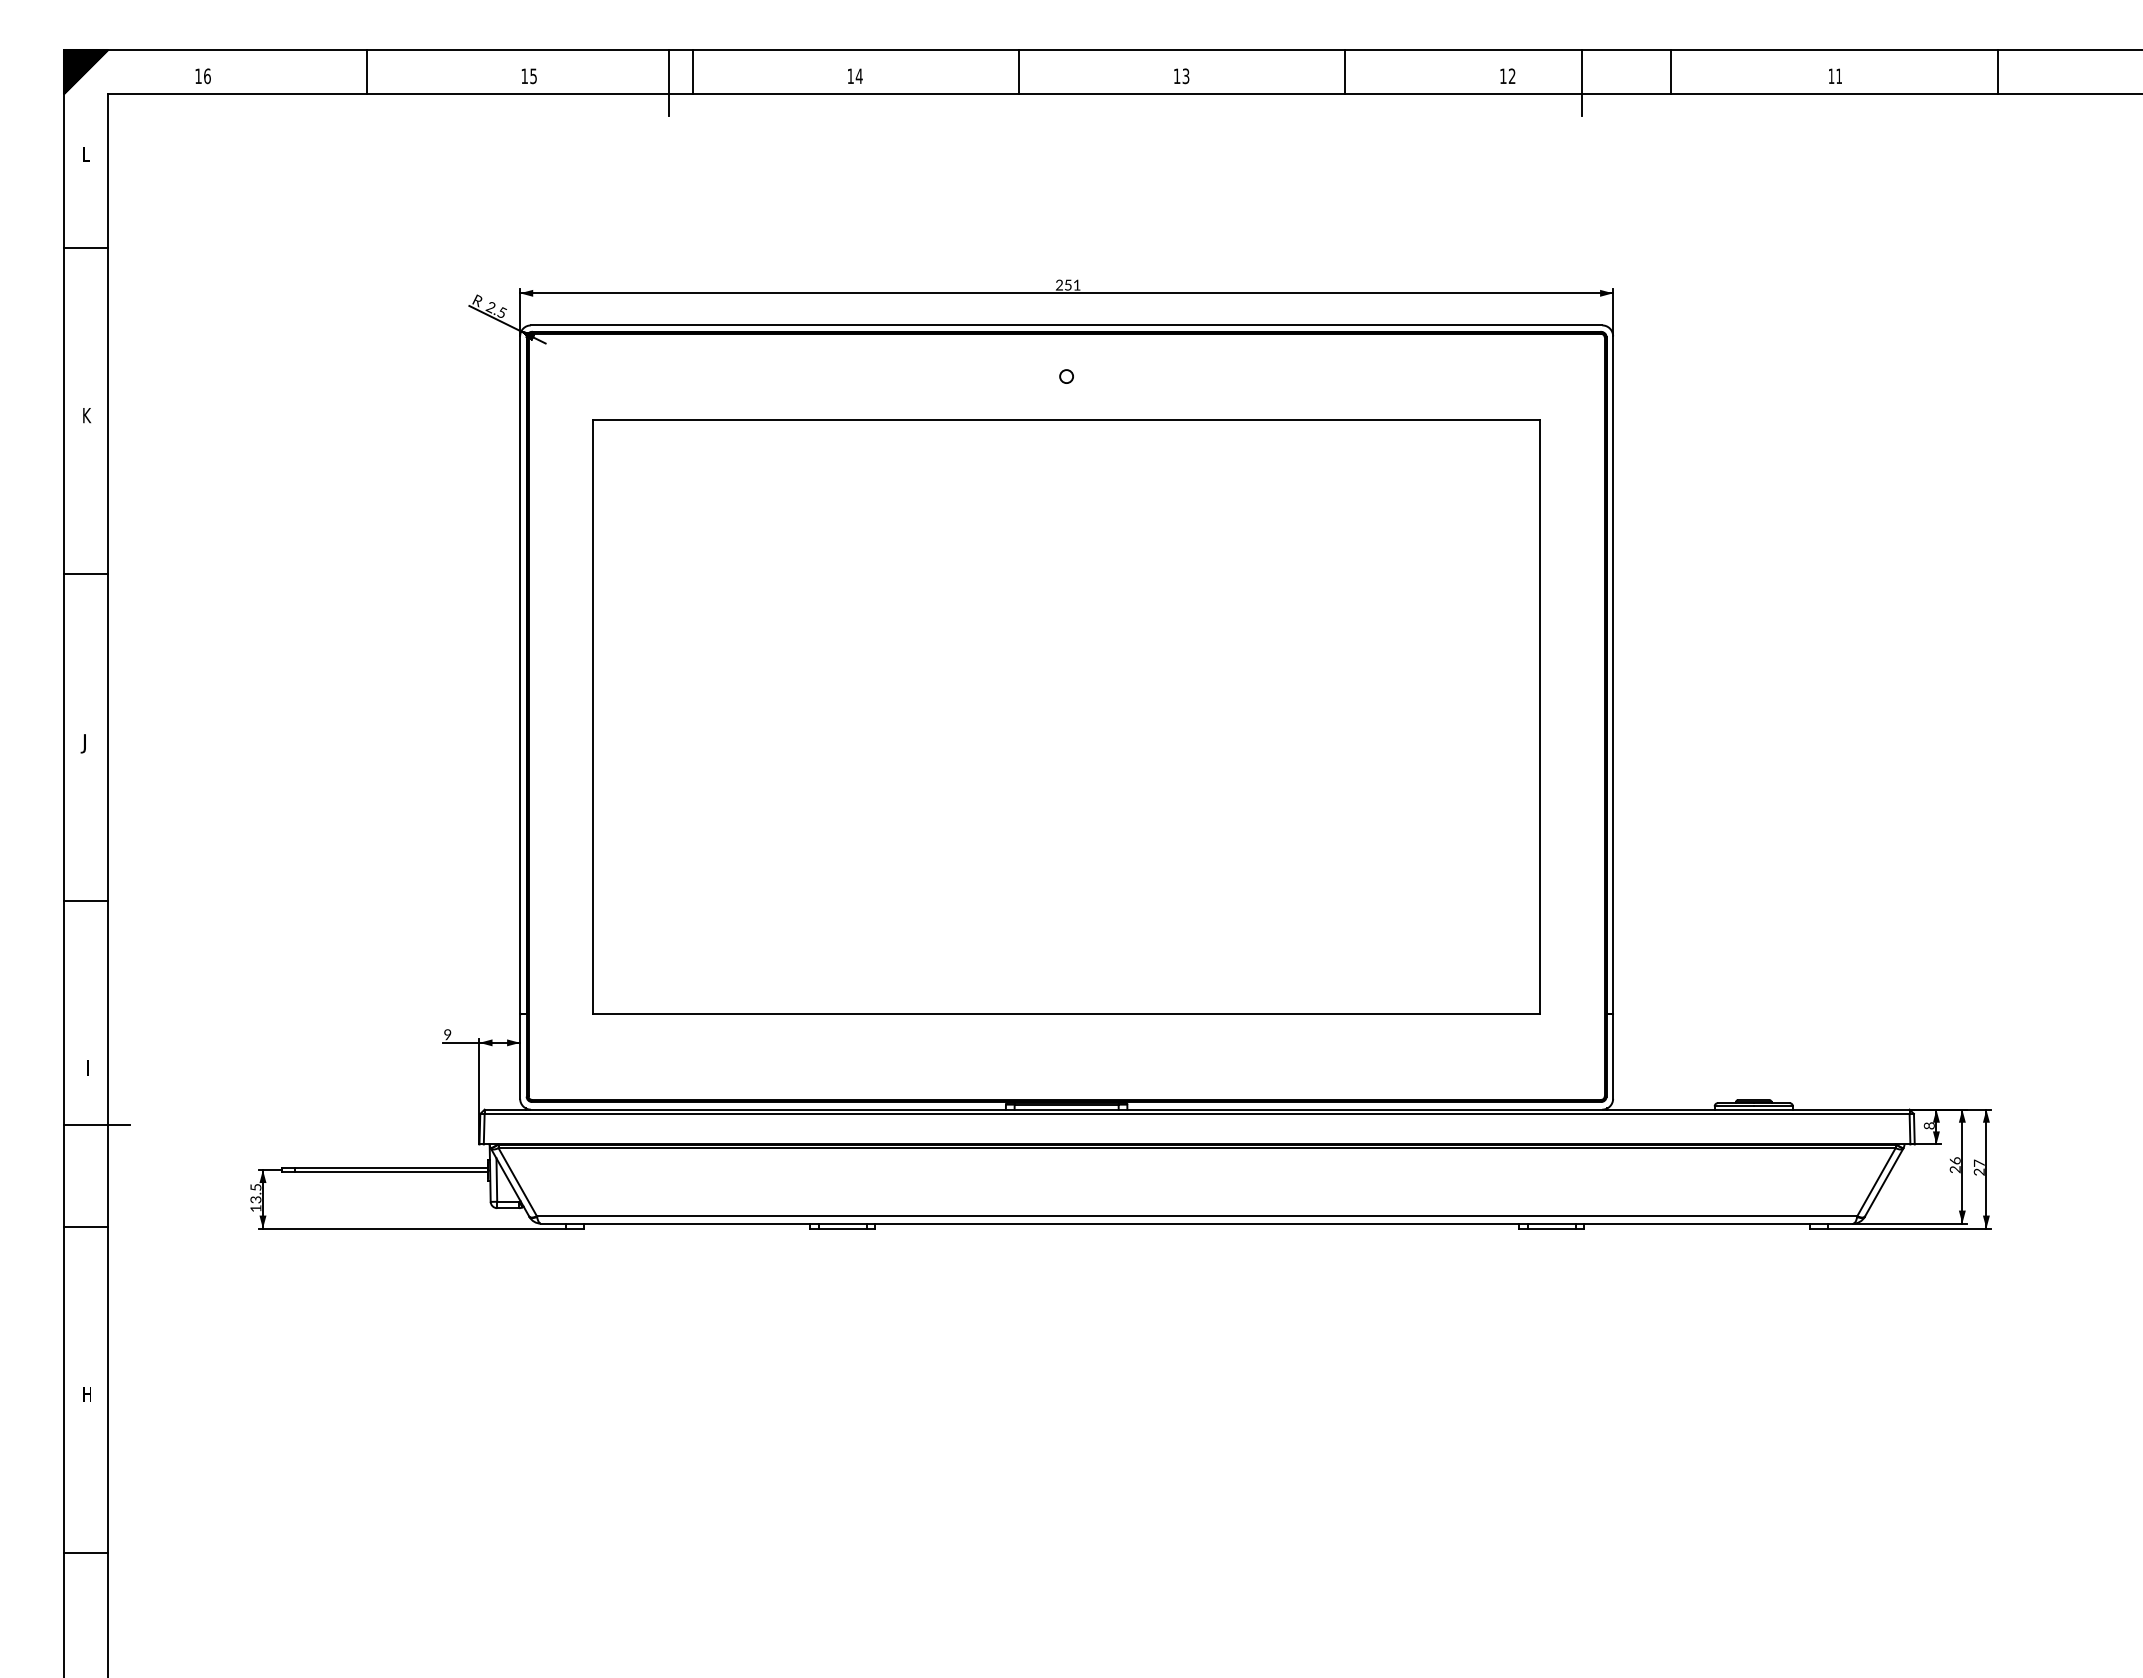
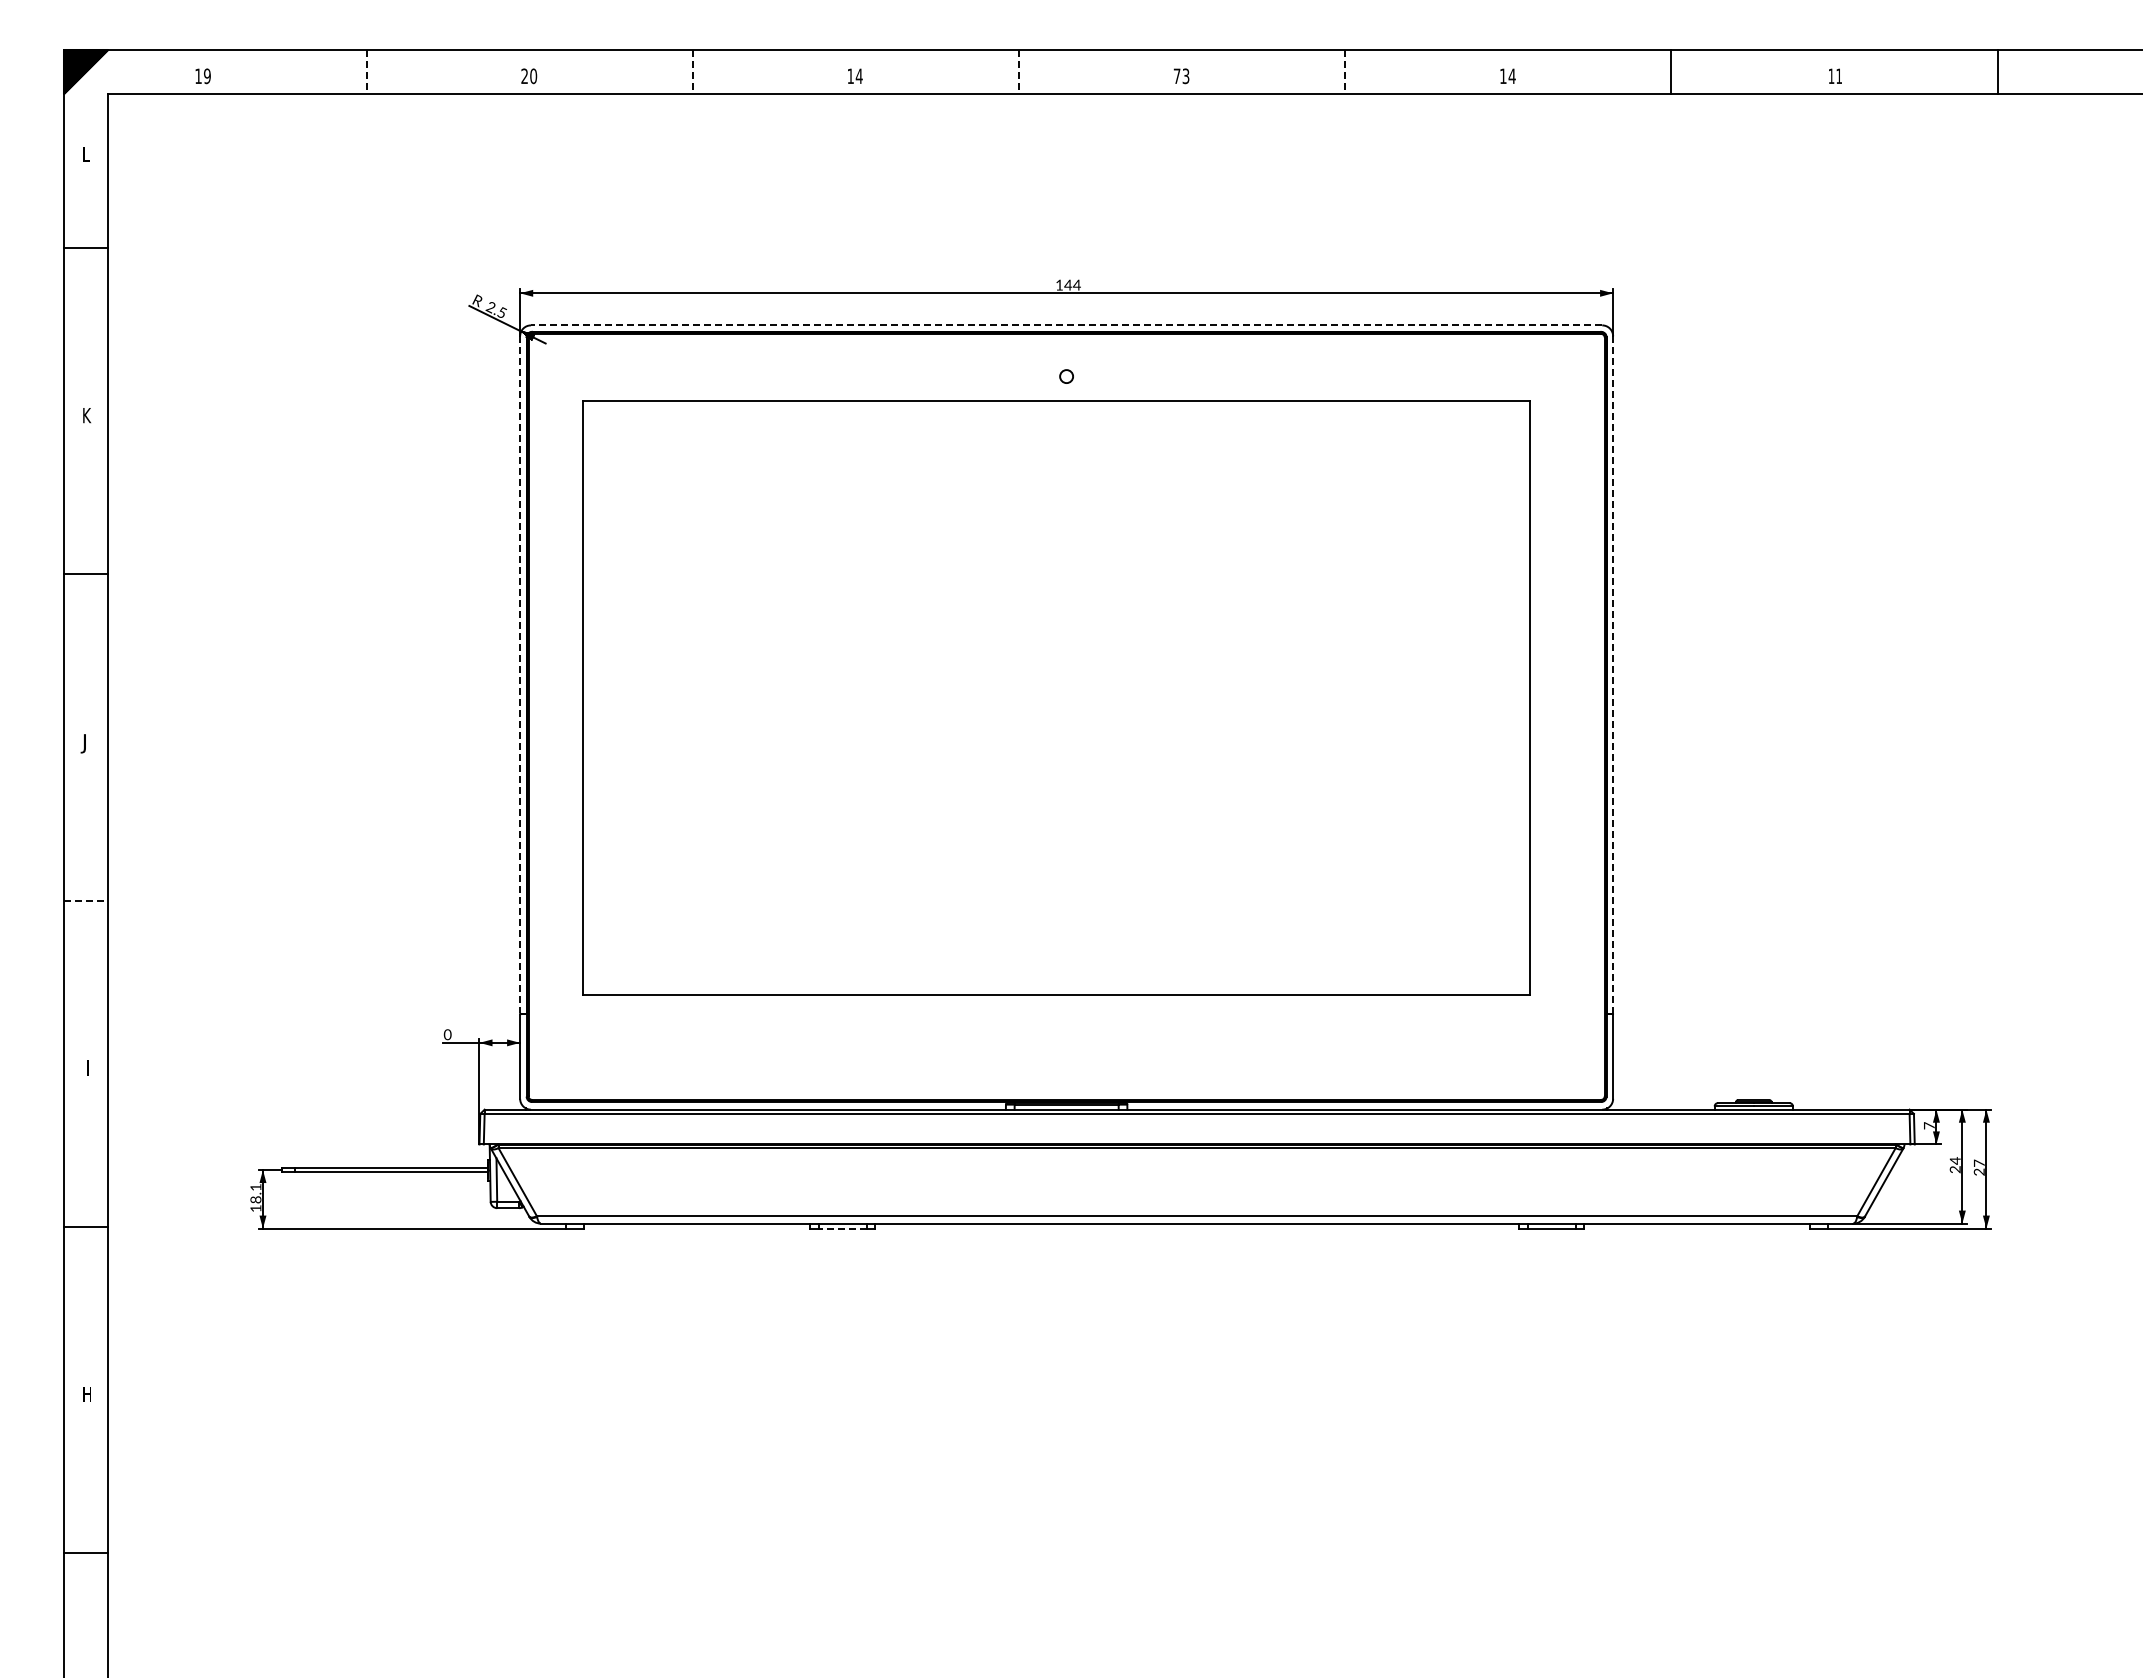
line: solid -> dashed (366, 72)
line: solid -> dashed (692, 72)
line: solid -> dashed (1018, 72)
line: solid -> dashed (1345, 72)
text: 13 -> 73 (1176, 75)
text: 12 -> 14 (1511, 75)
text: 16 -> 19 (207, 76)
text: 15 -> 20 (529, 76)
line: present -> none (668, 82)
line: present -> none (1582, 82)
text: 251 -> 144 (1067, 284)
line: solid -> dashed (1066, 325)
line: solid -> dashed (520, 675)
line: solid -> dashed (1613, 675)
part position: (1066, 716) -> (1056, 697) (1056, 697)
line: solid -> dashed (86, 900)
text: 9 -> 0 (447, 1035)
line: present -> none (96, 1124)
text: 8 -> 7 (1929, 1125)
text: 26 -> 24 (1955, 1160)
text: 13.5 -> 18.1 (255, 1193)
line: solid -> dashed (842, 1228)
